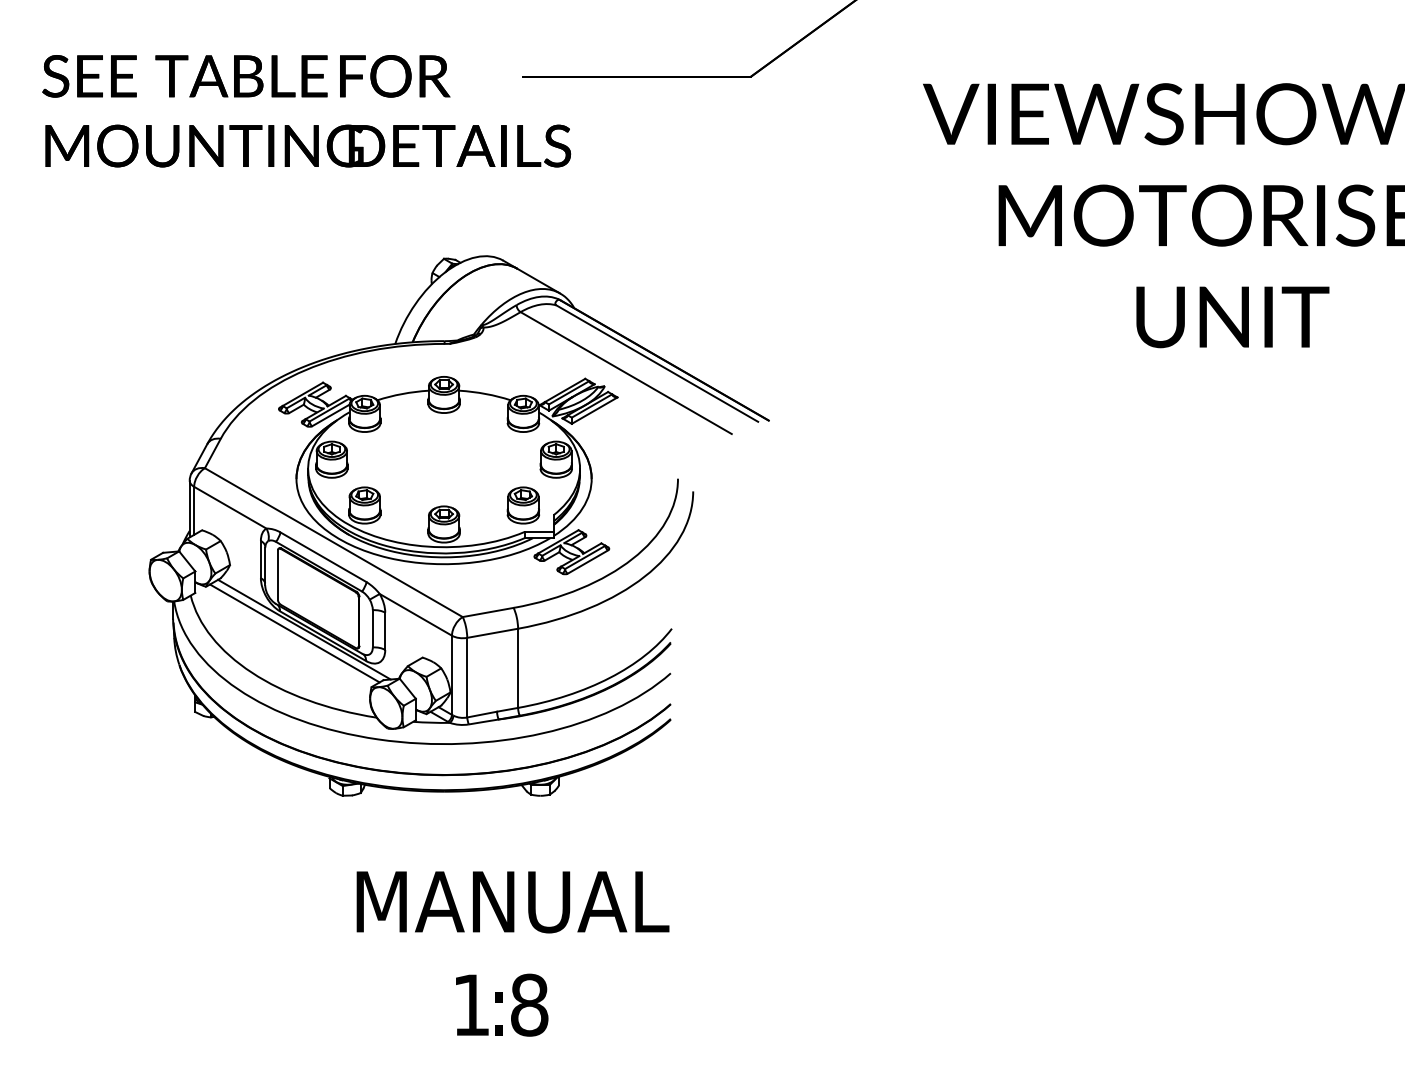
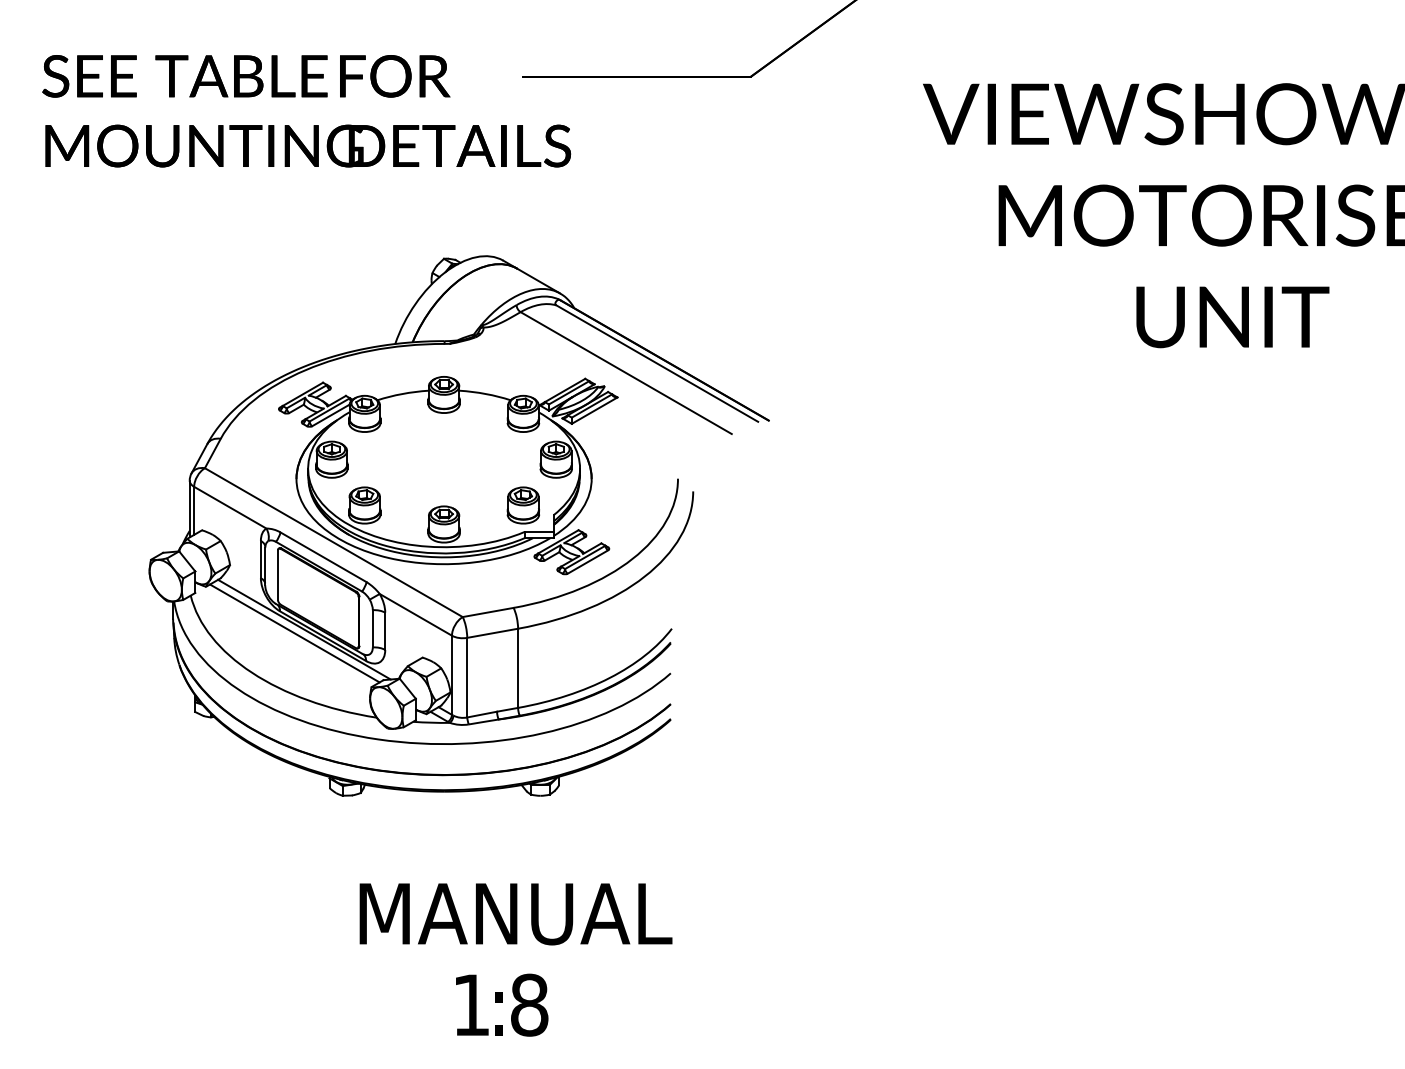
text position: (512, 902) -> (515, 914) (515, 914)
